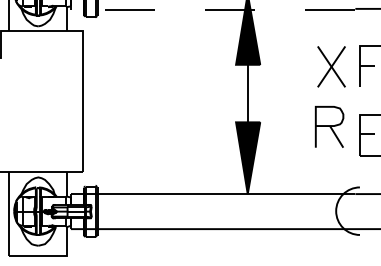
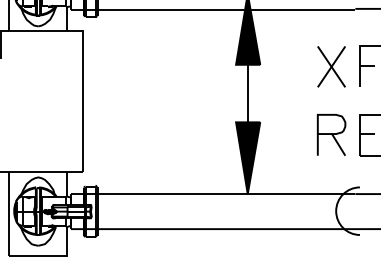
line: dashed -> solid (212, 9)
part position: (329, 126) -> (331, 134) (331, 134)
